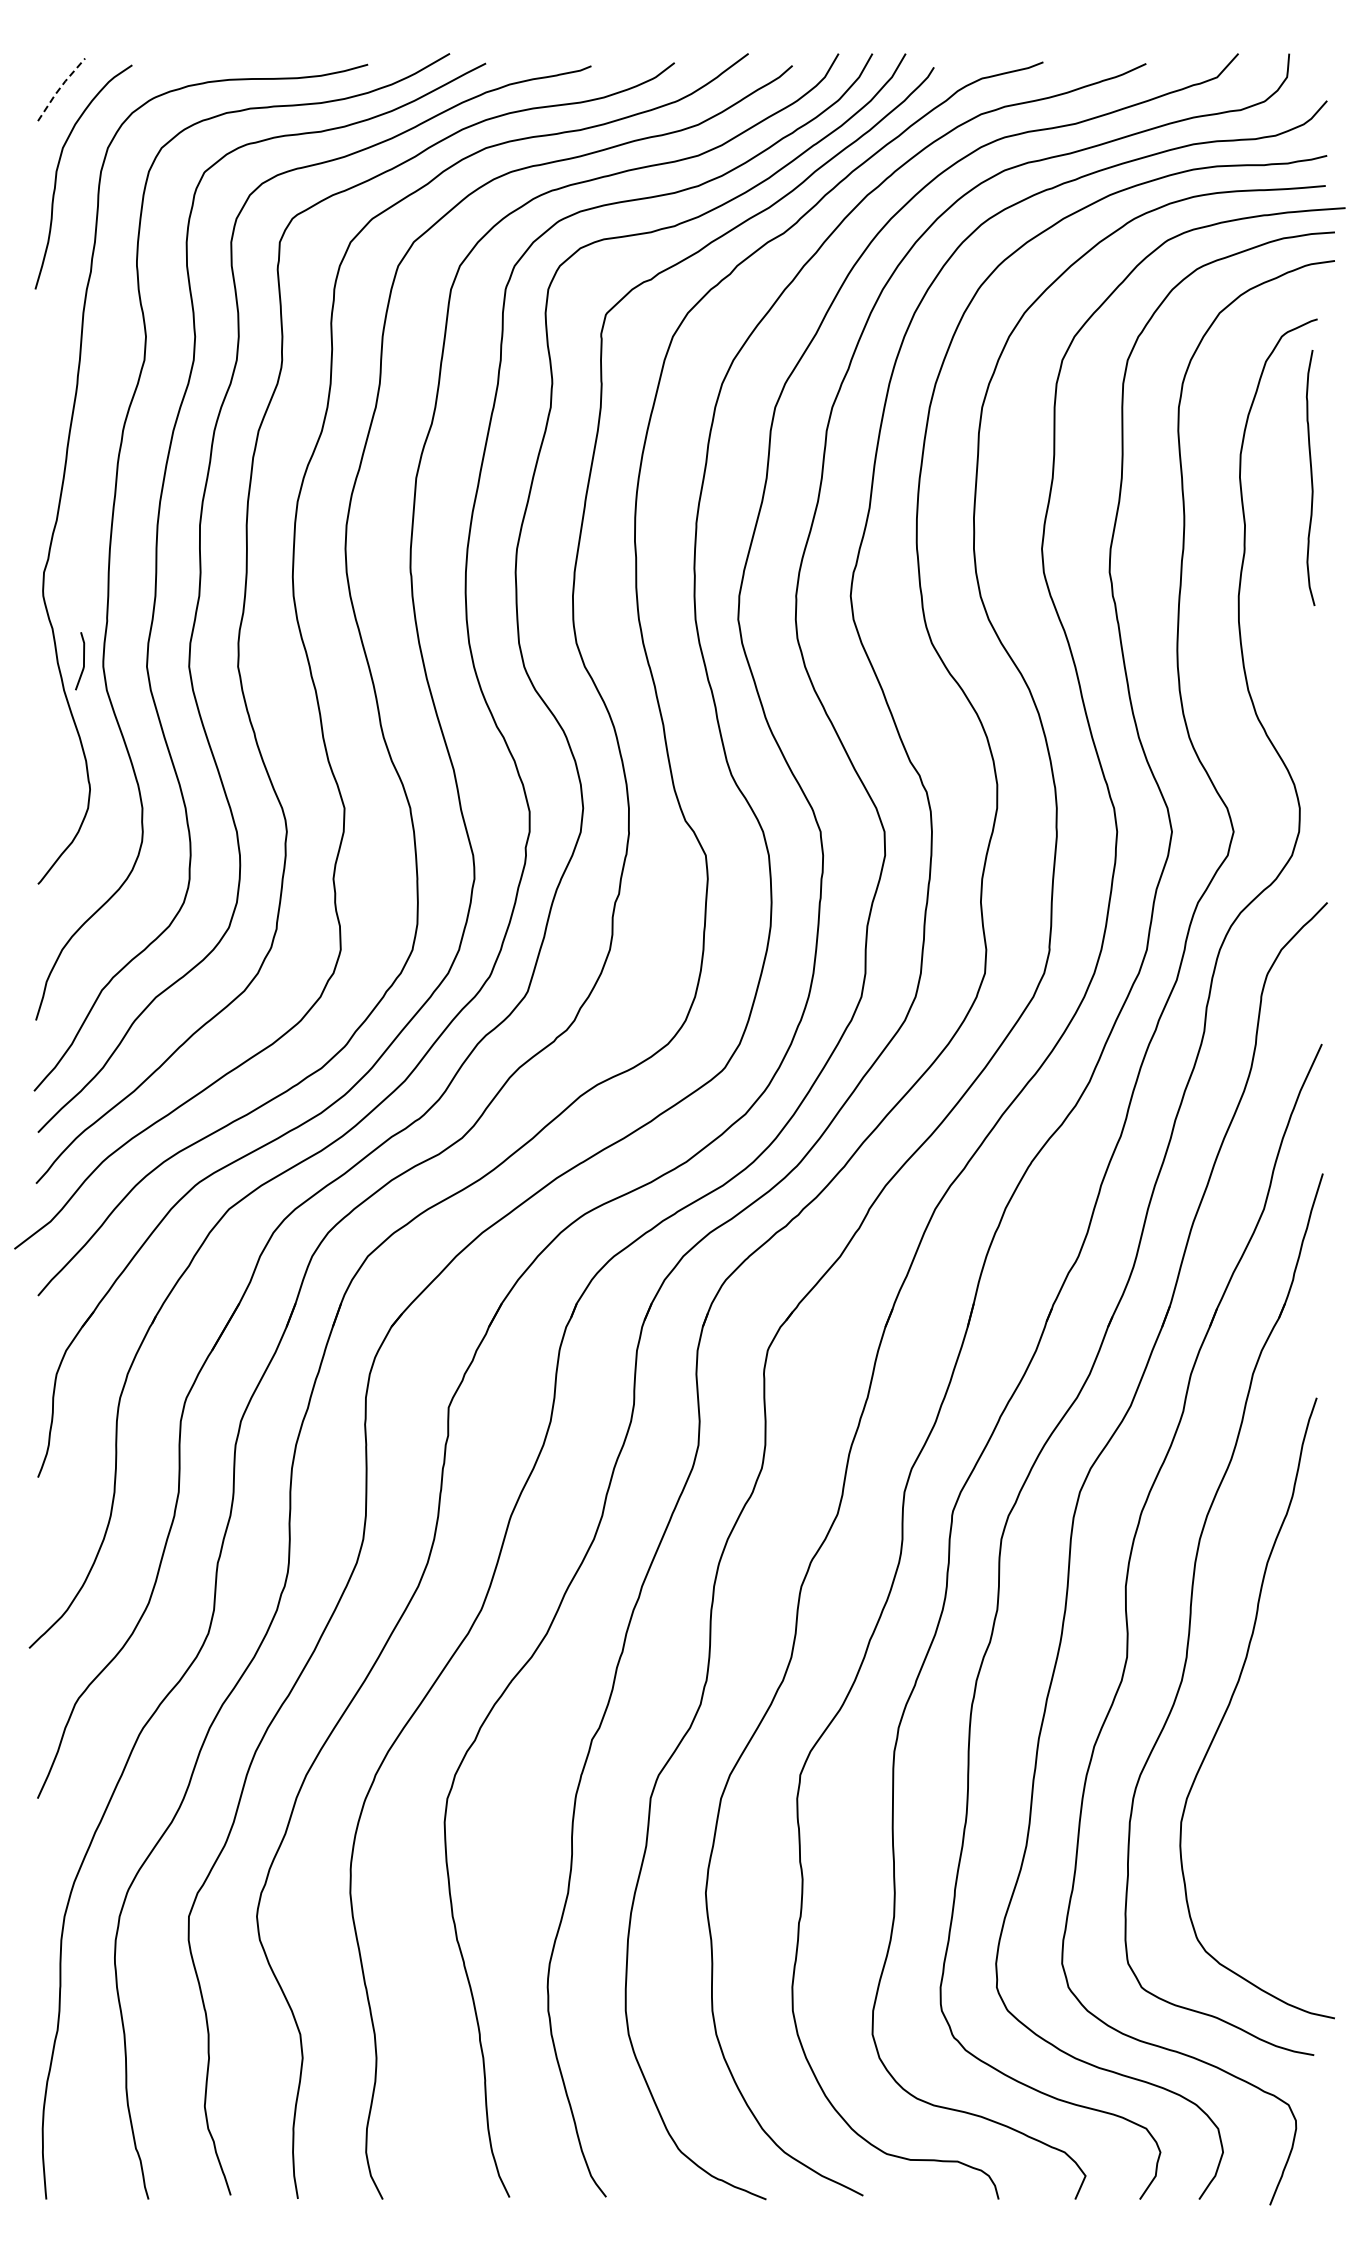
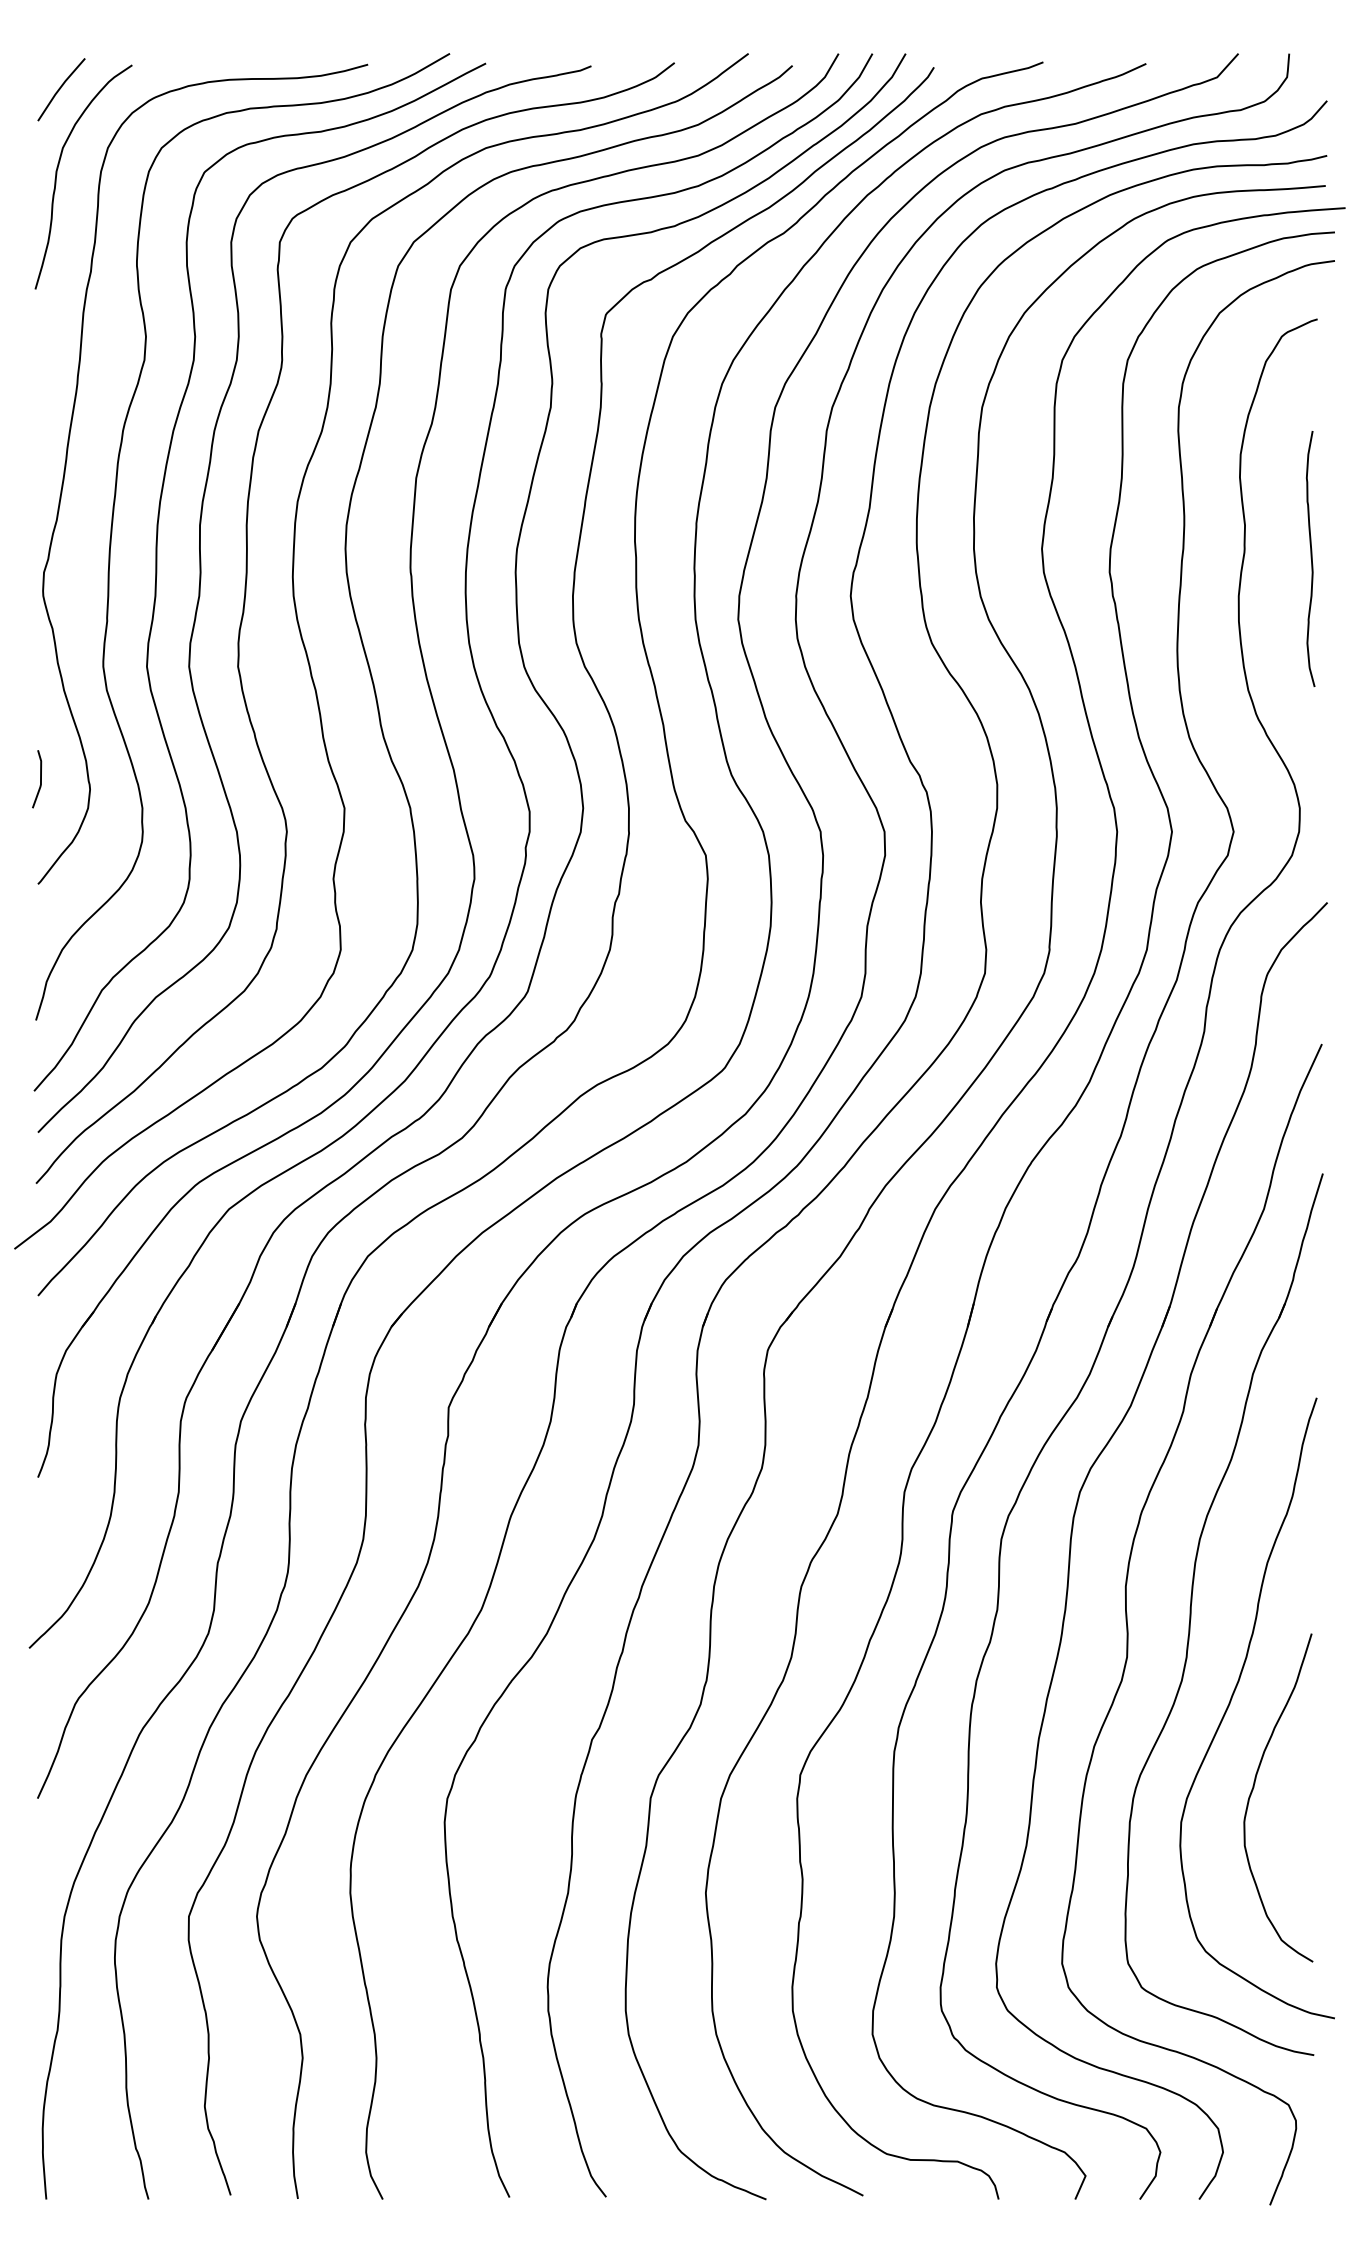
line: dashed -> solid (60, 88)
curve position: (1310, 477) -> (1310, 558) (1310, 558)
line position: (83, 661) -> (40, 779) (40, 779)
curve: none -> present (1253, 1790)
